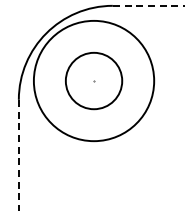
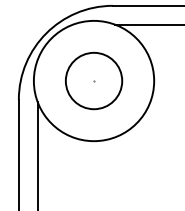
line: dashed -> solid (148, 5)
line: none -> present (147, 24)
line: none -> present (37, 154)
line: dashed -> solid (18, 155)
